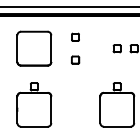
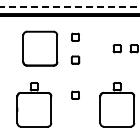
line: solid -> dashed (69, 6)
part position: (34, 48) -> (40, 48) (40, 48)
part: none -> present (75, 94)
